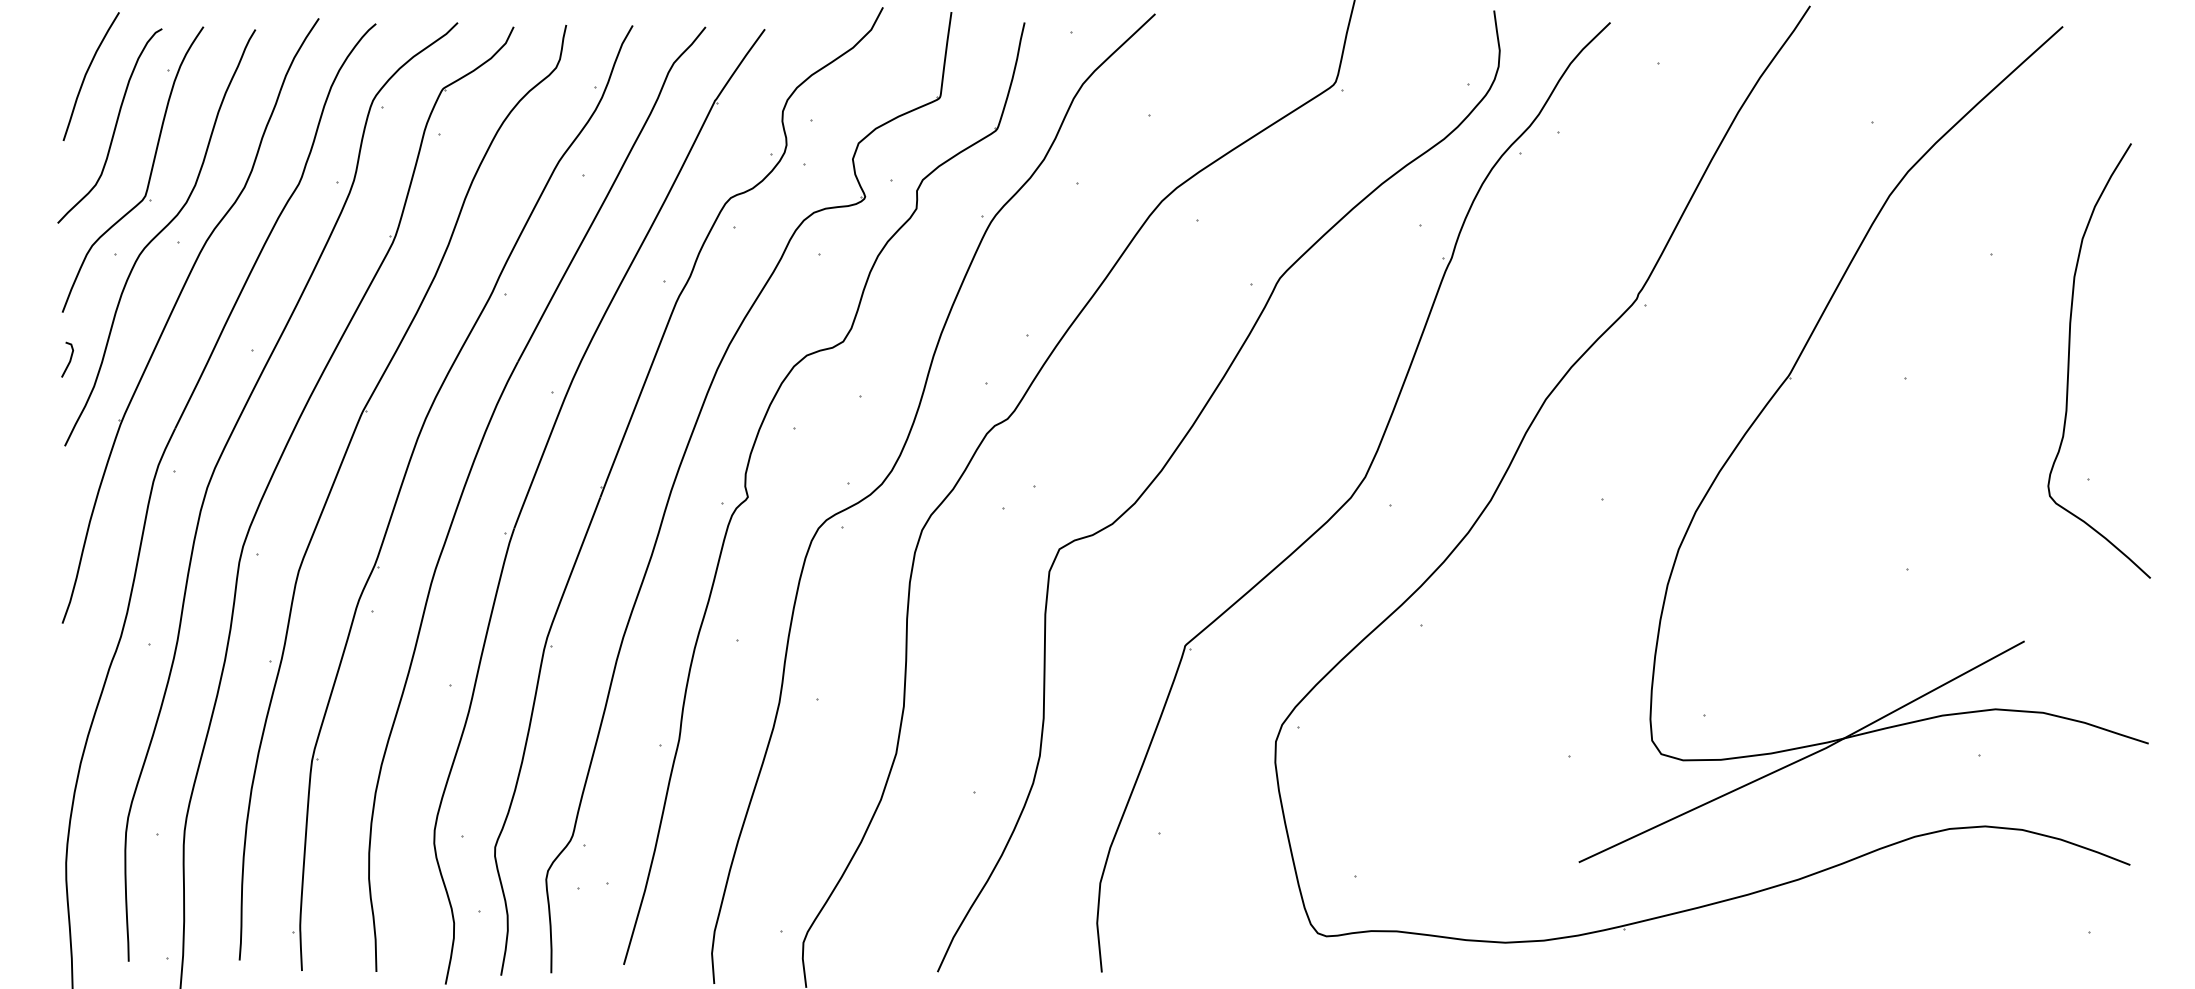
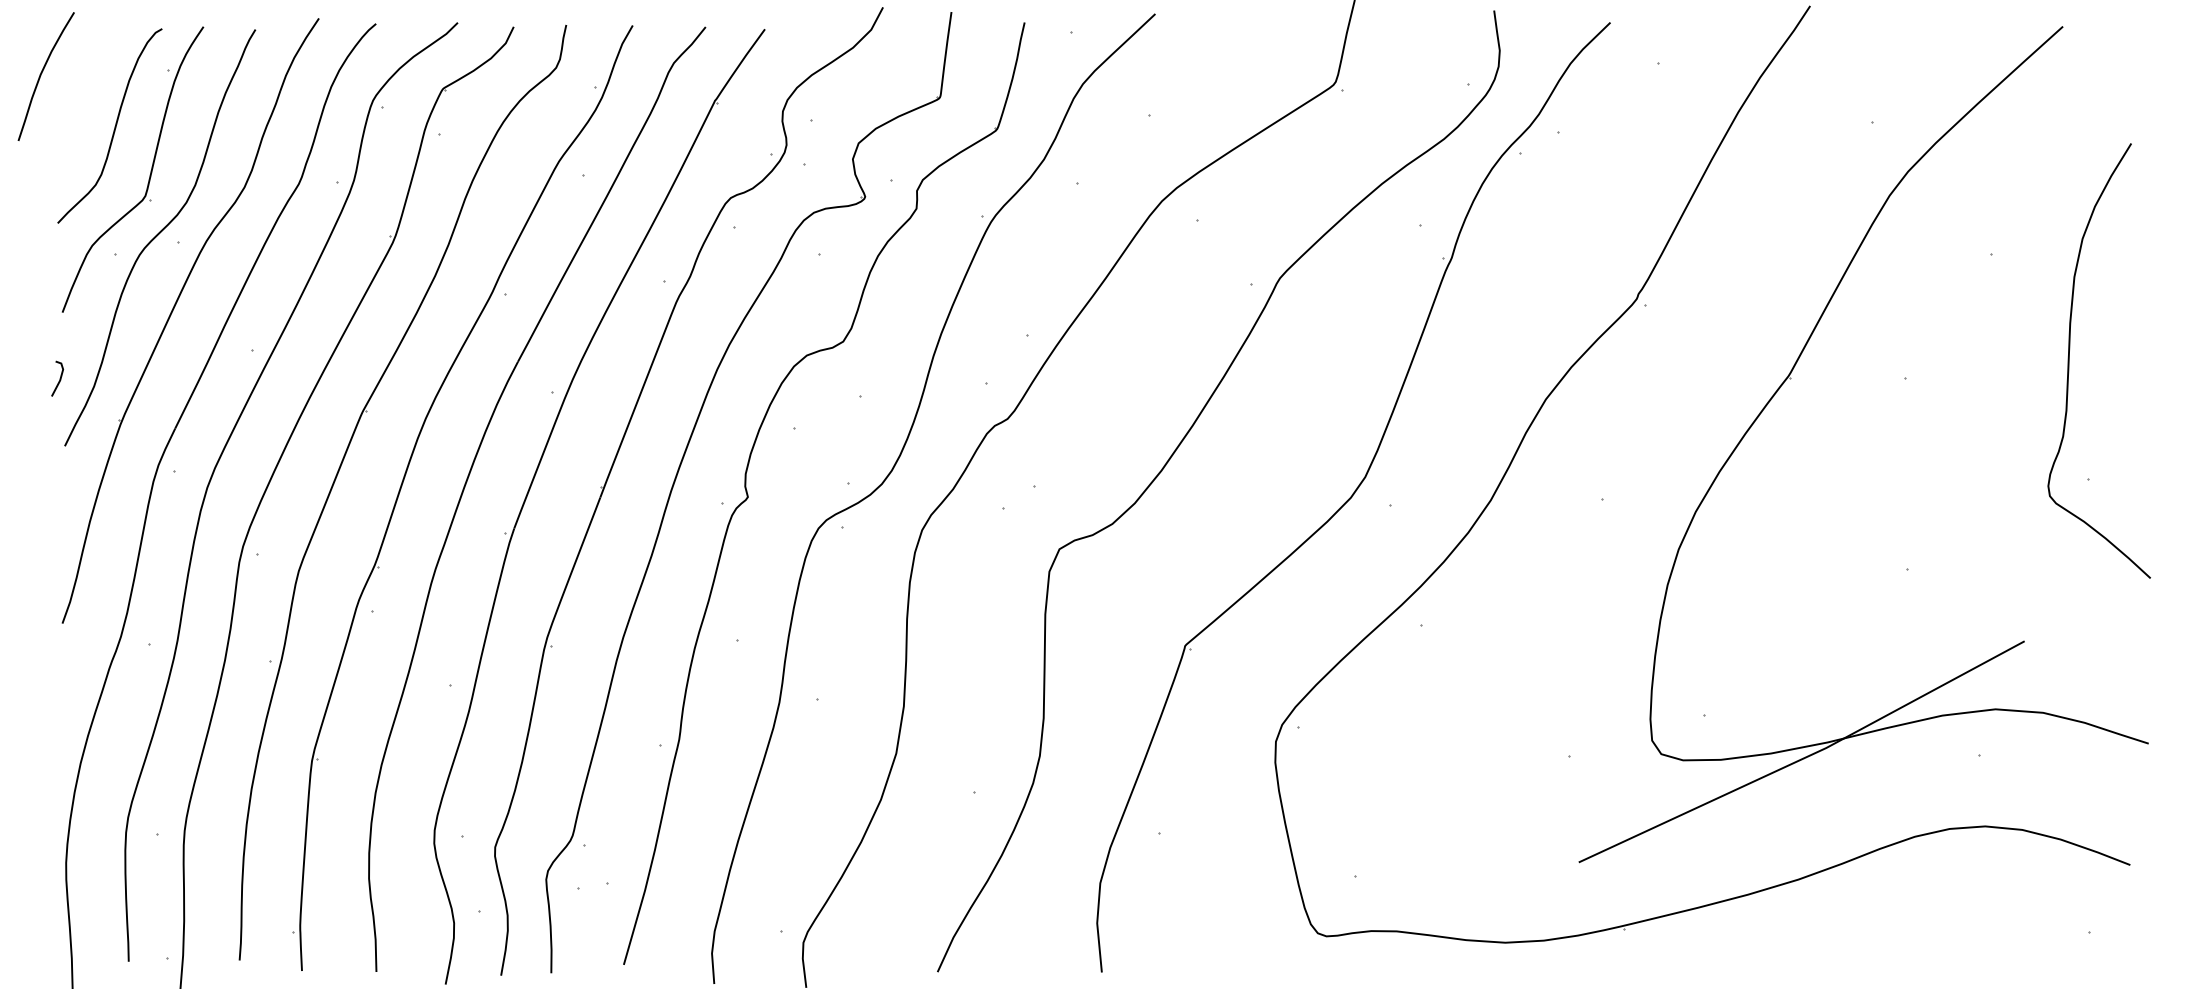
curve position: (86, 75) -> (41, 75) (41, 75)
line position: (69, 359) -> (59, 378) (59, 378)
